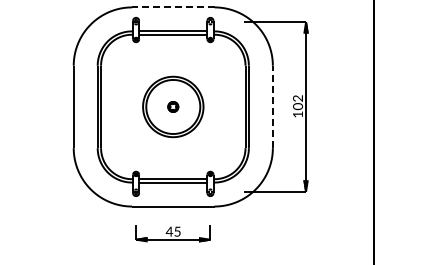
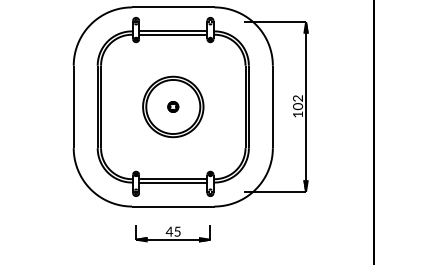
line: dashed -> solid (172, 7)
line: dashed -> solid (272, 106)
